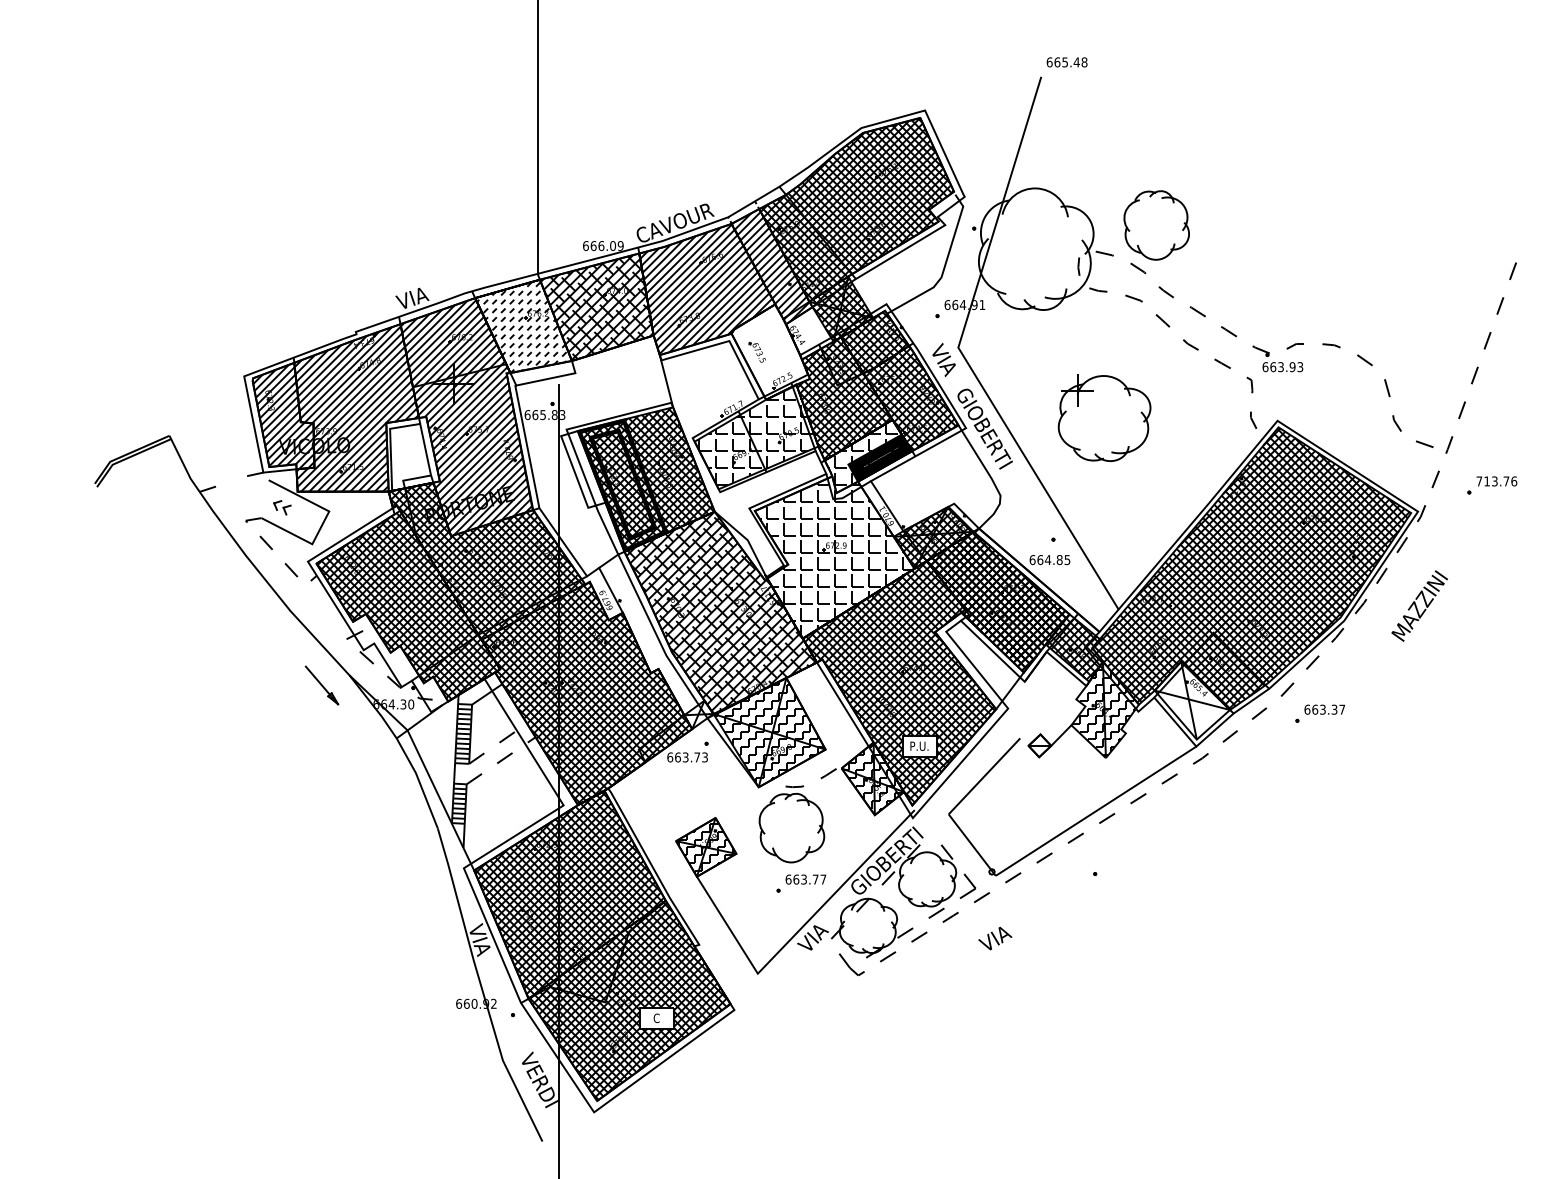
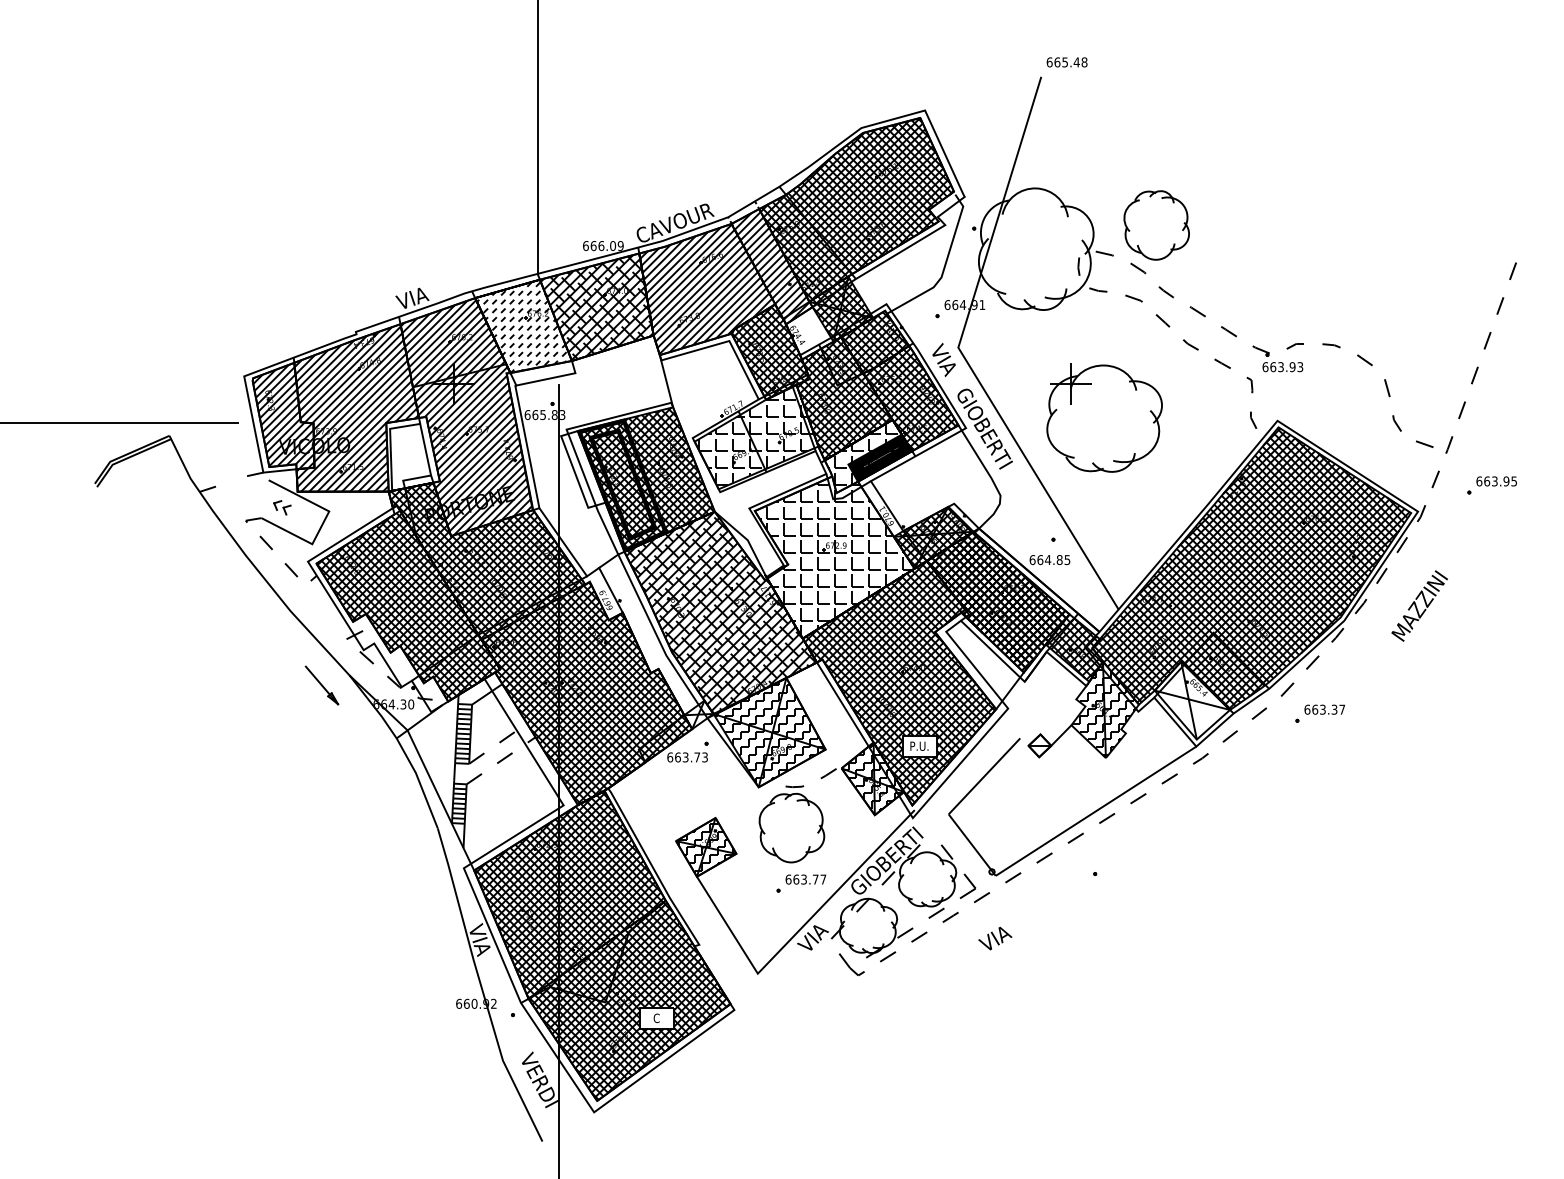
hatch: none -> present (770, 351)
part size: 95x88 px -> 117x110 px (1104, 417)
line: none -> present (120, 422)
text: 713.76 -> 663.95 (1496, 481)
